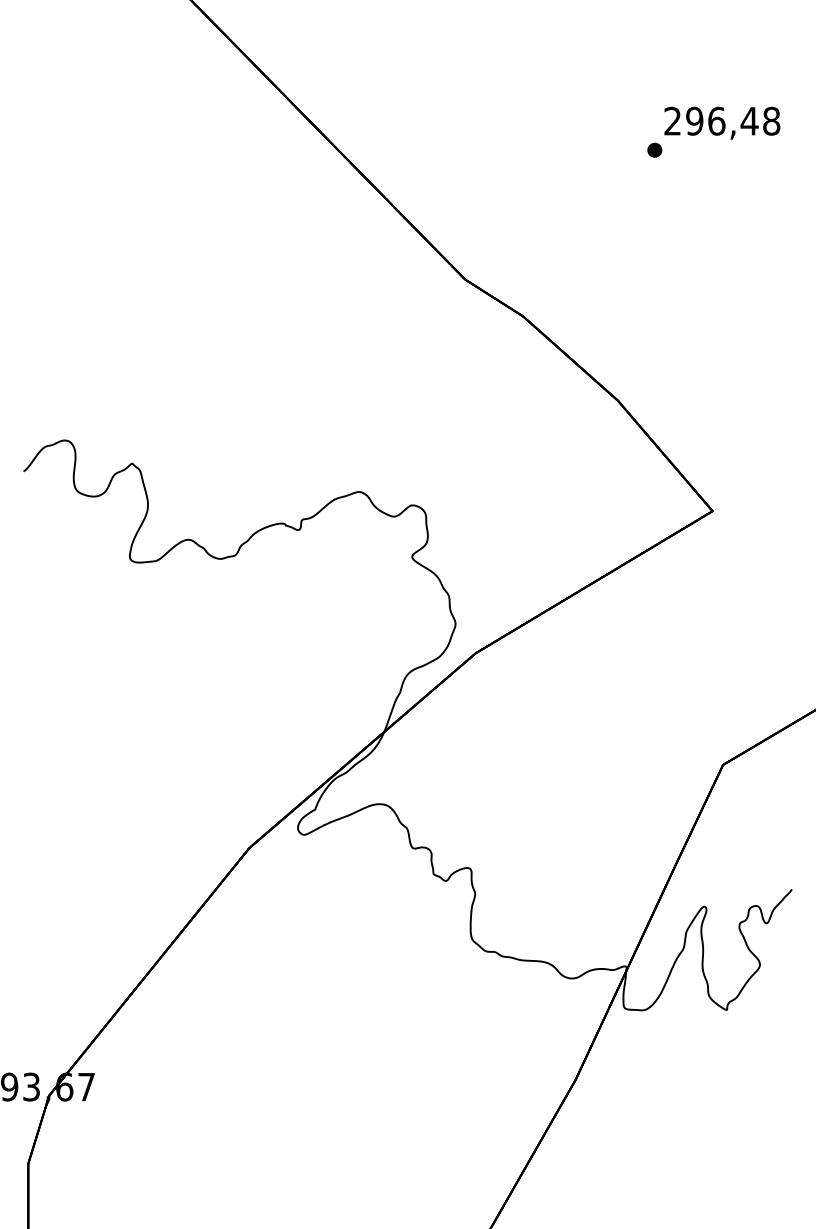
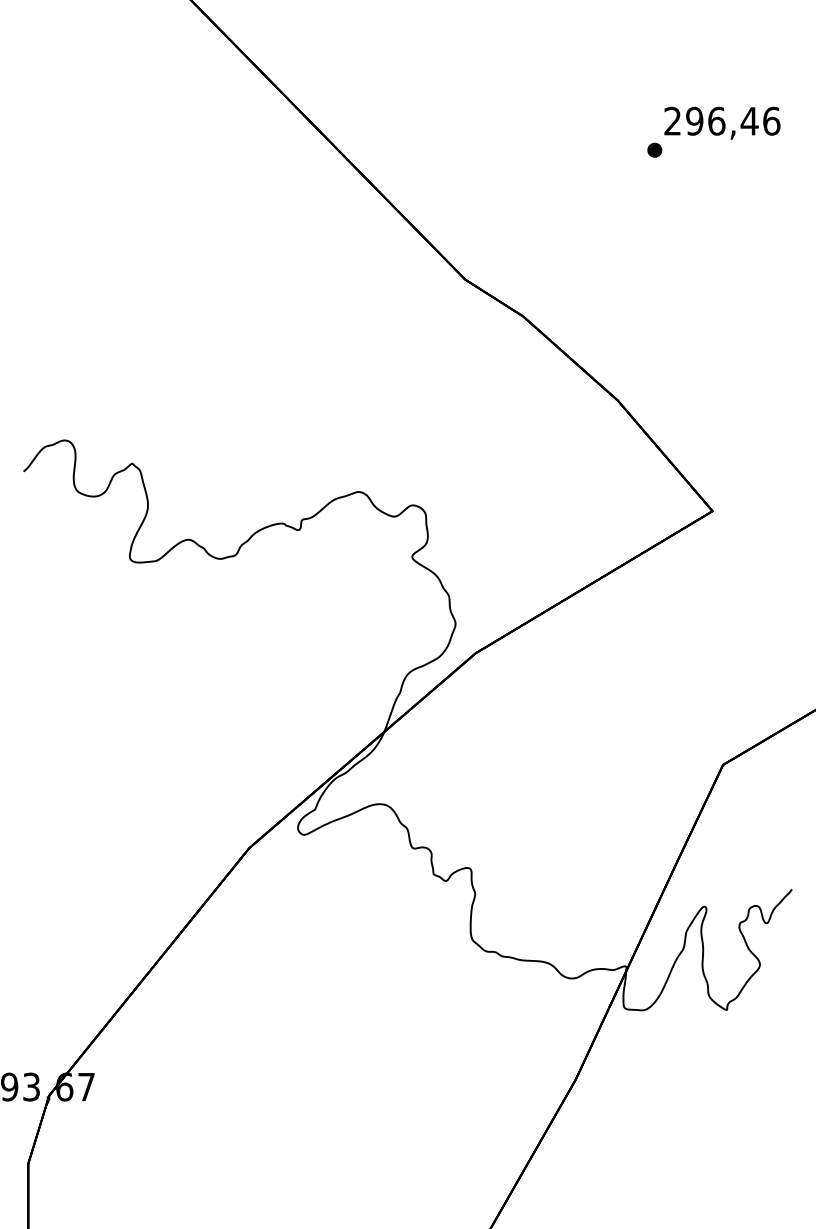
text: 296,48 -> 296,46 (771, 120)
